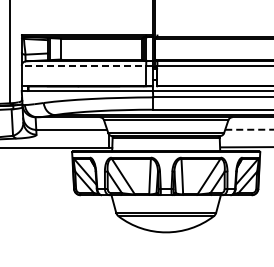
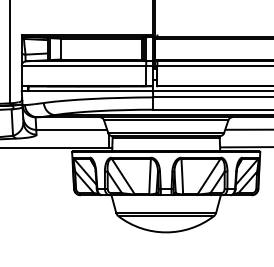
line: dashed -> solid (87, 65)
arc: dashed -> solid (250, 129)
